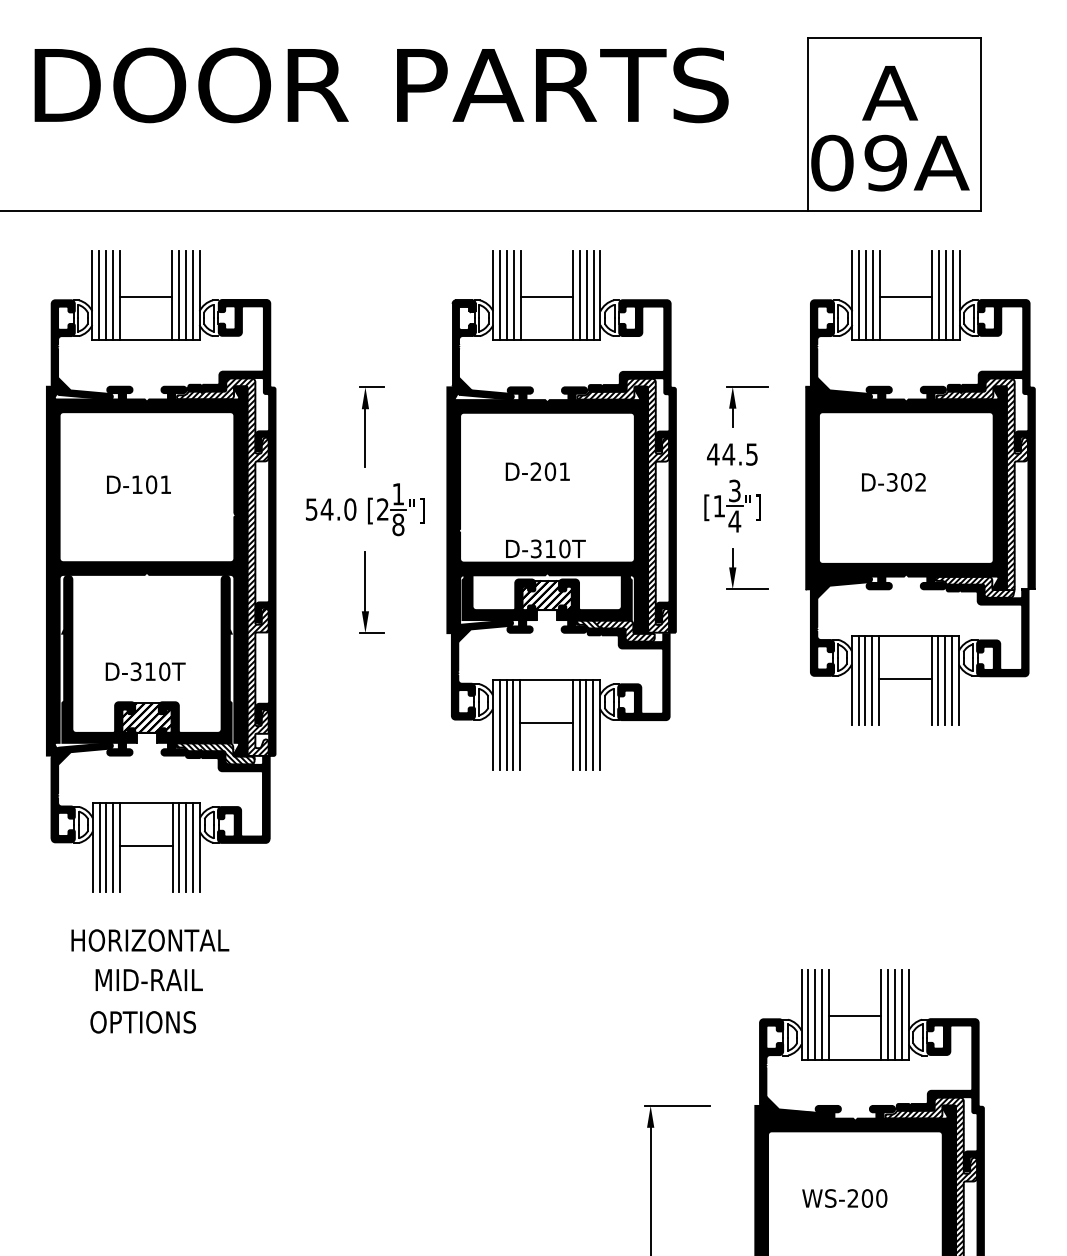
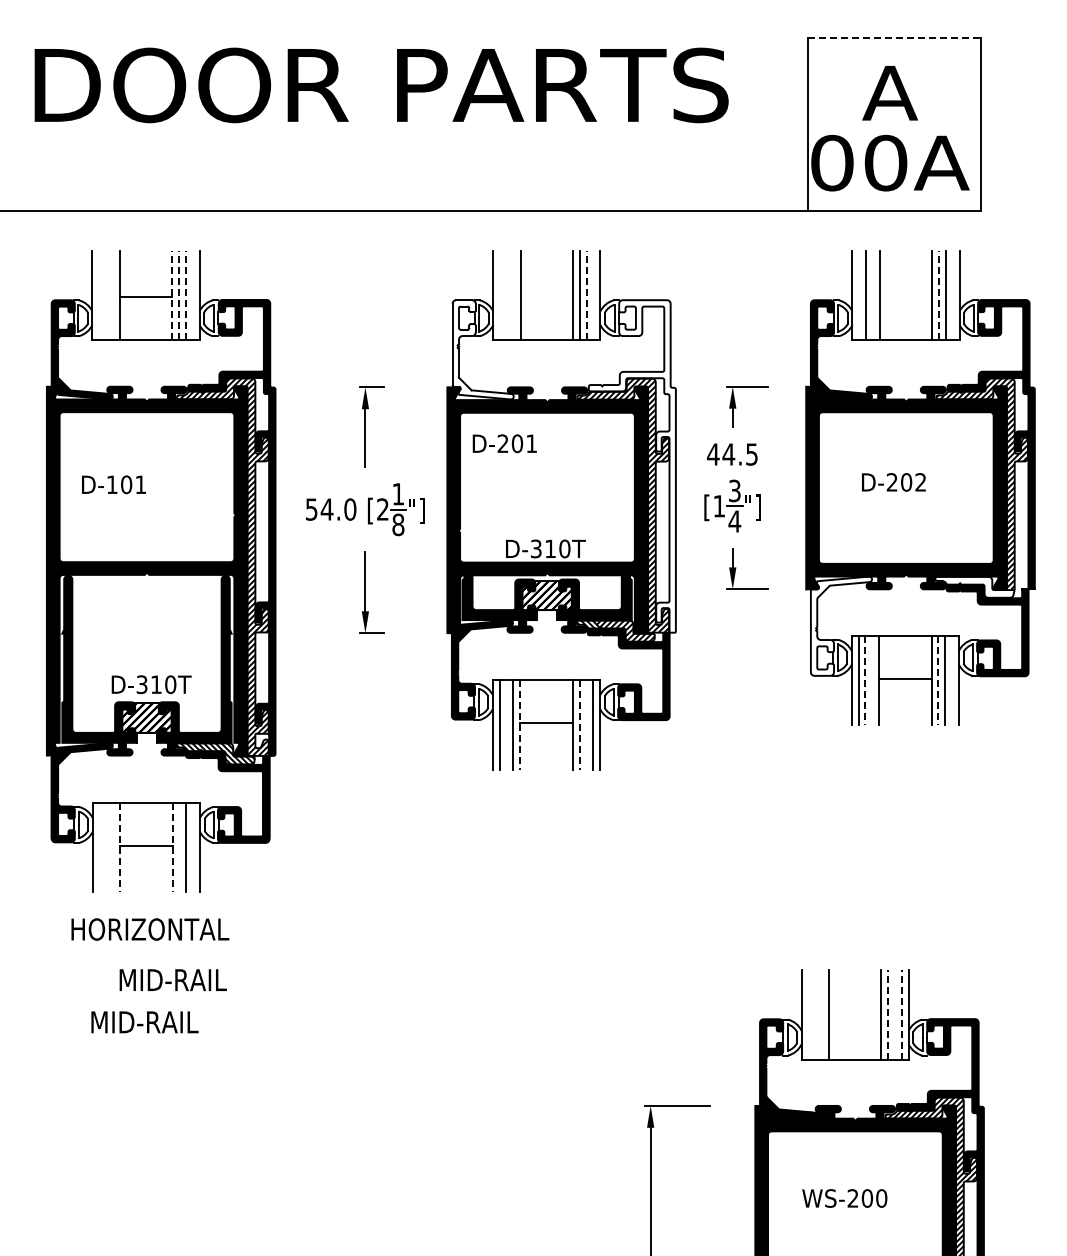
line: solid -> dashed (894, 37)
text: 09A -> 00A (885, 163)
line: present -> none (99, 295)
line: present -> none (106, 295)
line: present -> none (112, 295)
line: solid -> dashed (172, 295)
line: solid -> dashed (179, 295)
line: solid -> dashed (185, 295)
line: present -> none (192, 295)
line: present -> none (500, 295)
line: present -> none (506, 295)
line: present -> none (513, 295)
line: solid -> dashed (586, 295)
line: present -> none (593, 295)
line: present -> none (859, 295)
line: present -> none (872, 295)
line: solid -> dashed (939, 295)
line: present -> none (952, 295)
line: present -> none (546, 297)
line: present -> none (905, 297)
fill: present -> none (482, 349)
fill: present -> none (631, 466)
text position: (537, 471) -> (504, 443) (504, 443)
text: D-302 -> D-202 (891, 482)
text position: (138, 484) -> (113, 484) (113, 484)
hatch: present -> none (974, 586)
fill: present -> none (841, 625)
text position: (145, 671) -> (151, 684) (151, 684)
line: solid -> dashed (865, 680)
line: present -> none (872, 680)
line: solid -> dashed (938, 680)
line: present -> none (952, 680)
line: present -> none (506, 724)
line: solid -> dashed (520, 724)
line: solid -> dashed (579, 724)
line: present -> none (586, 724)
line: present -> none (99, 847)
line: present -> none (106, 847)
line: present -> none (113, 847)
line: solid -> dashed (120, 847)
line: solid -> dashed (172, 847)
line: present -> none (179, 847)
line: present -> none (193, 847)
text position: (150, 940) -> (150, 929) (150, 929)
text position: (148, 979) -> (172, 979) (172, 979)
line: present -> none (808, 1014)
line: present -> none (815, 1014)
line: present -> none (822, 1014)
line: solid -> dashed (888, 1014)
line: present -> none (895, 1014)
line: solid -> dashed (901, 1014)
line: present -> none (854, 1016)
text: OPTIONS -> MID-RAIL (144, 1022)
